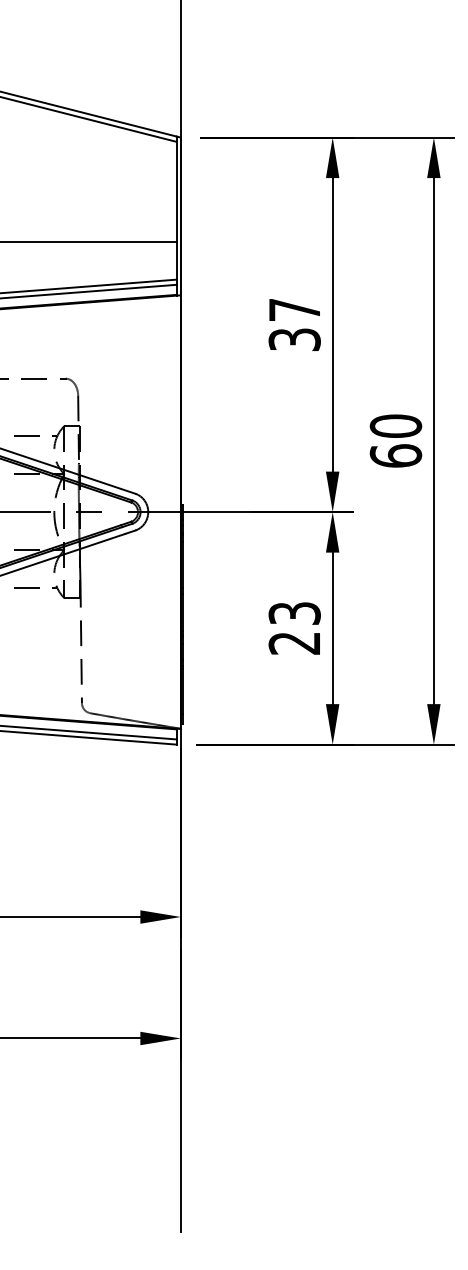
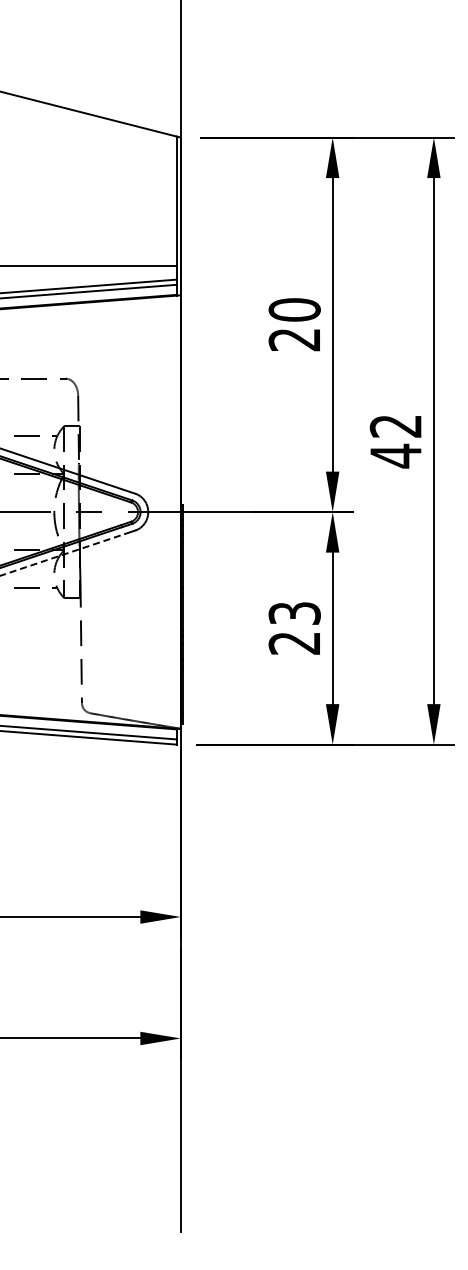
line: present -> none (89, 119)
line position: (89, 241) -> (89, 265) (89, 265)
text: 37 -> 20 (294, 324)
text: 60 -> 42 (395, 441)
line: solid -> dashed (62, 554)
